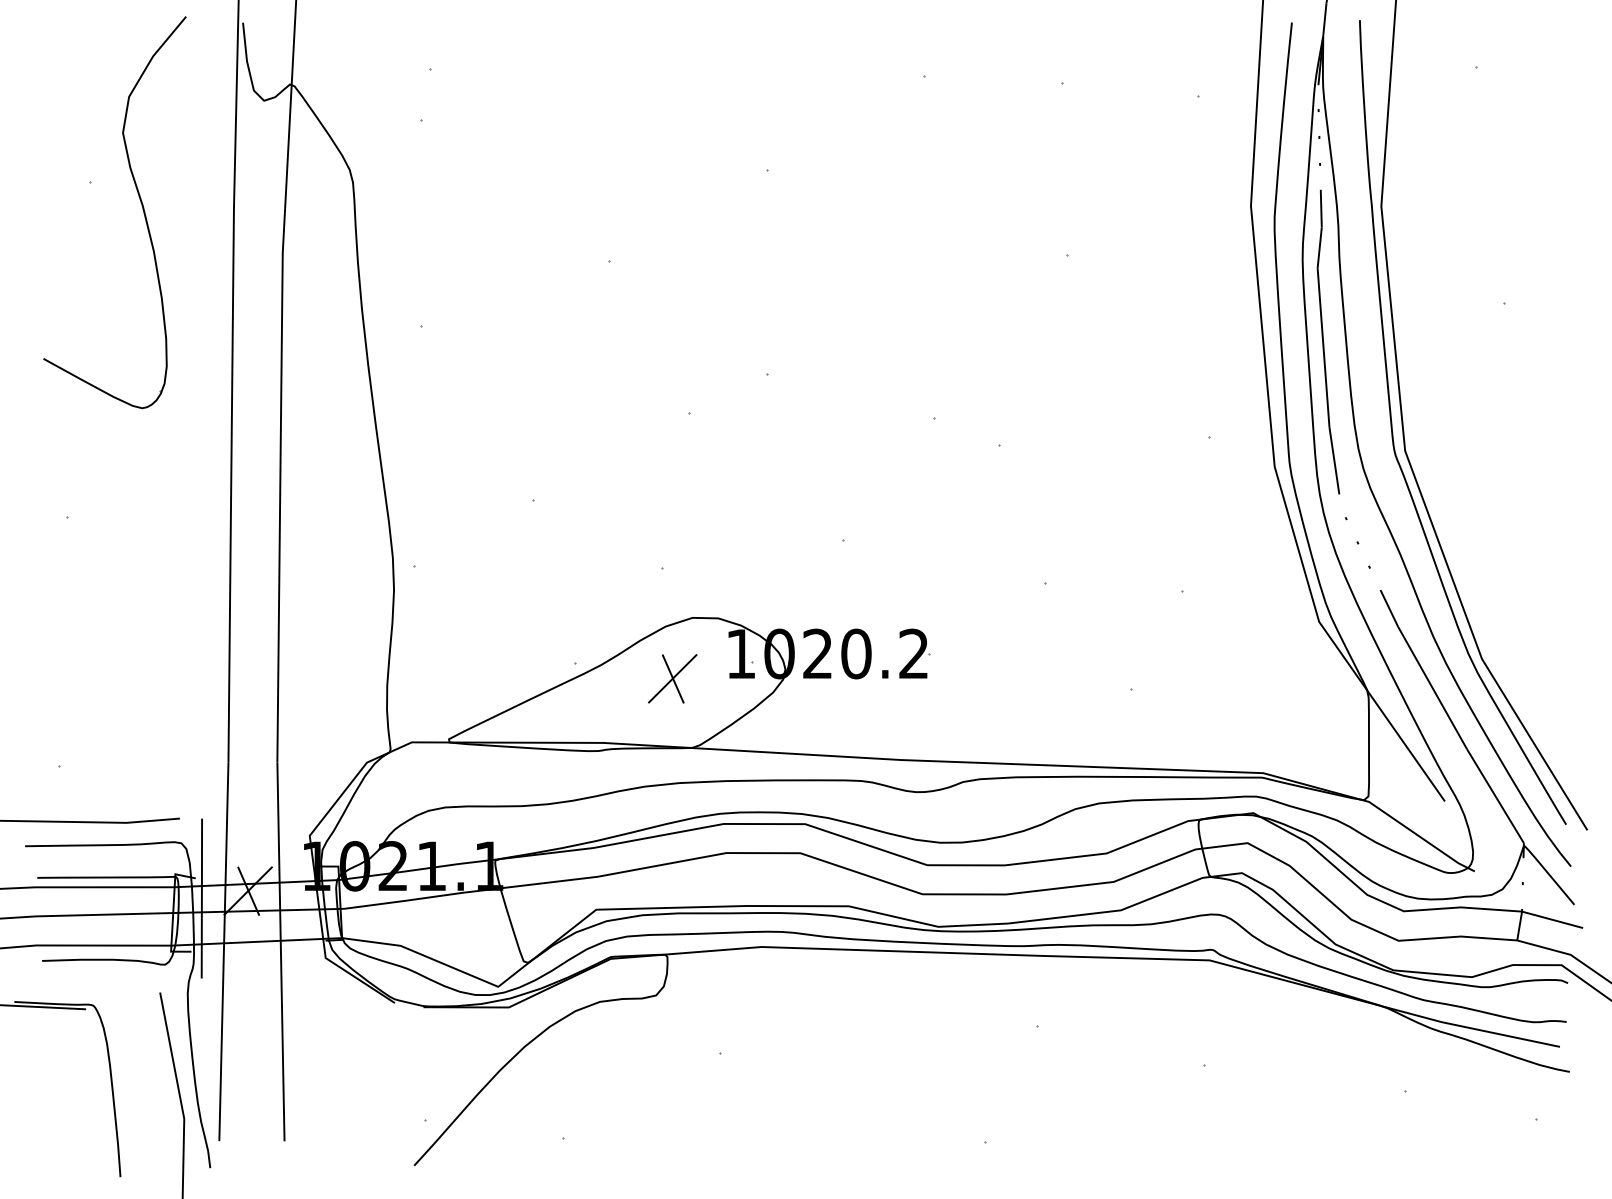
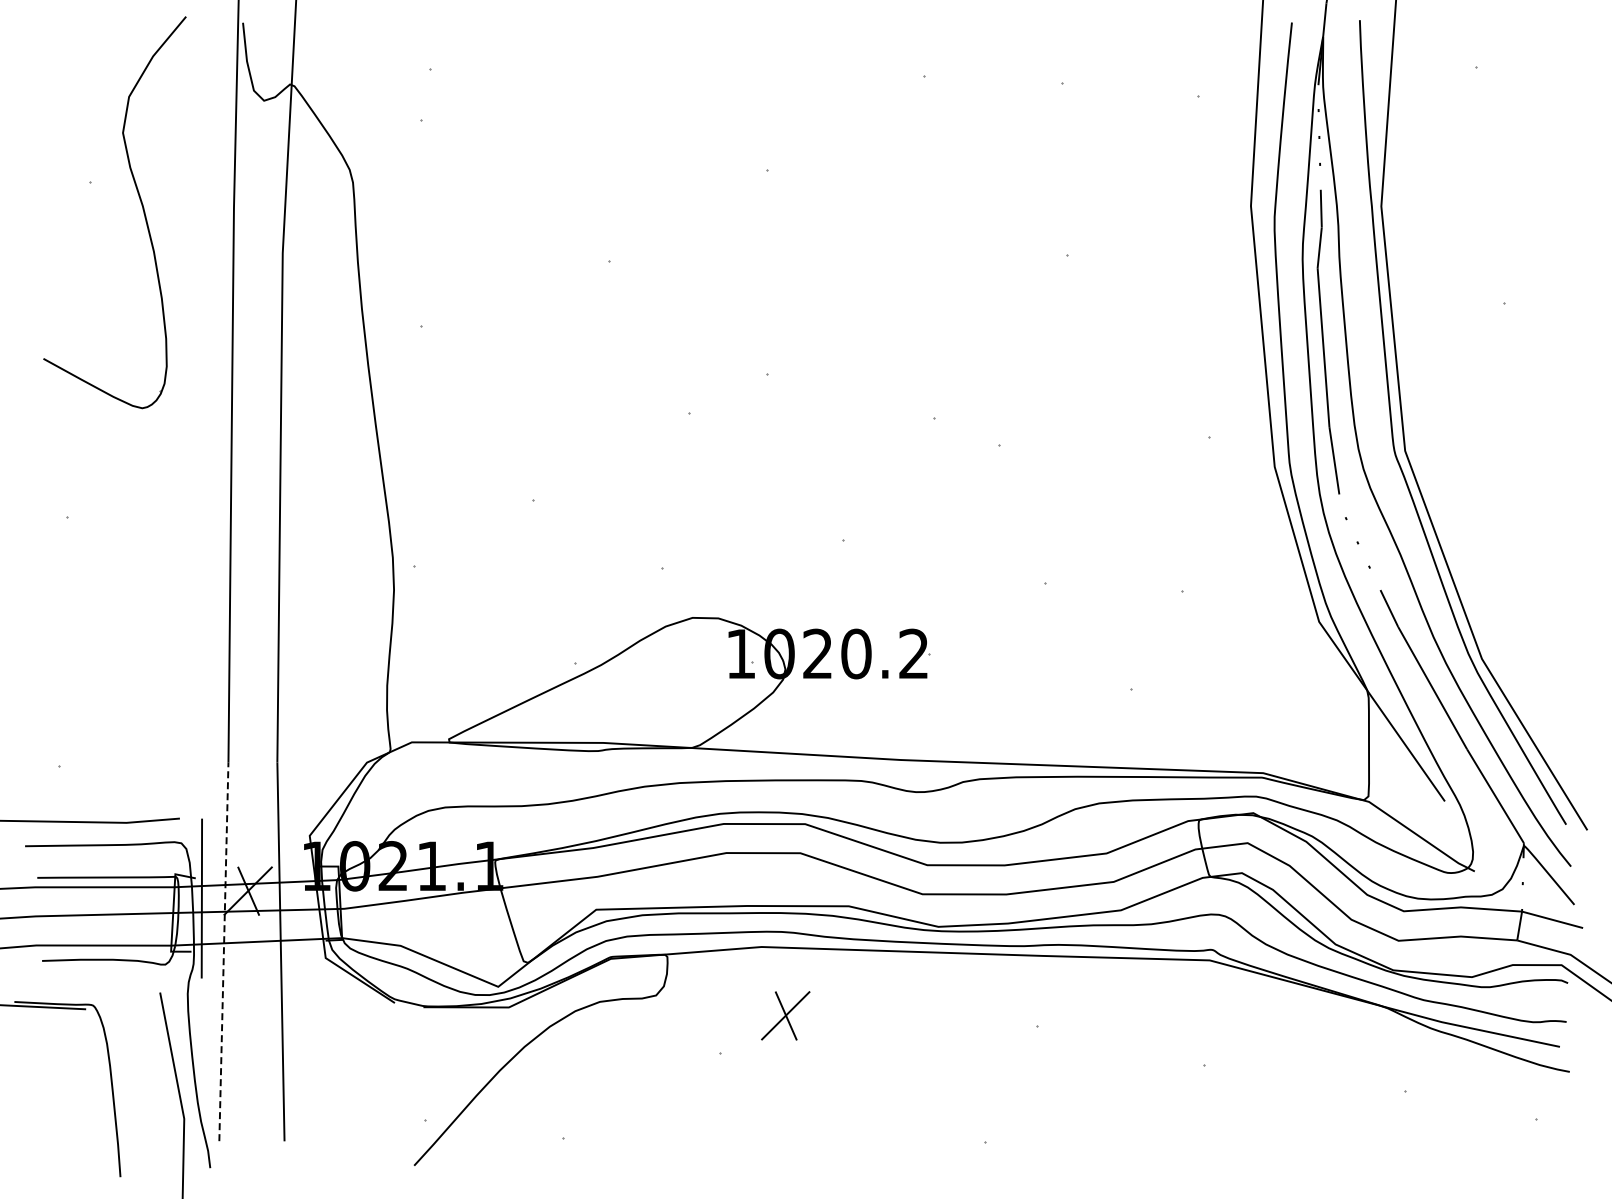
part position: (672, 678) -> (785, 1015) (785, 1015)
line: solid -> dashed (223, 951)
